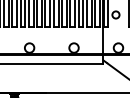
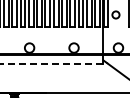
line: solid -> dashed (51, 64)
